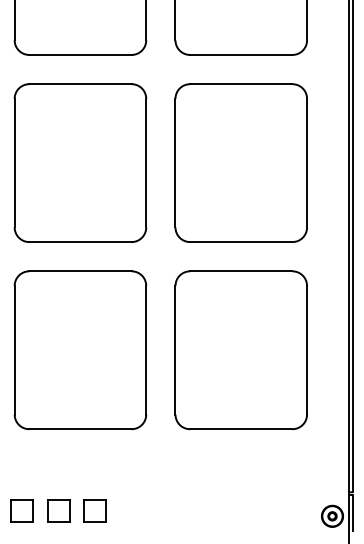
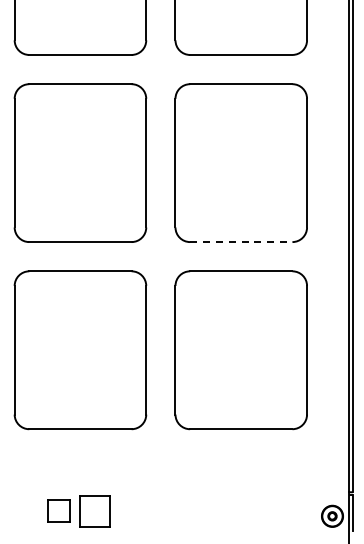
line: solid -> dashed (241, 242)
part: present -> none (21, 510)
part size: 24x24 px -> 32x33 px (94, 511)
